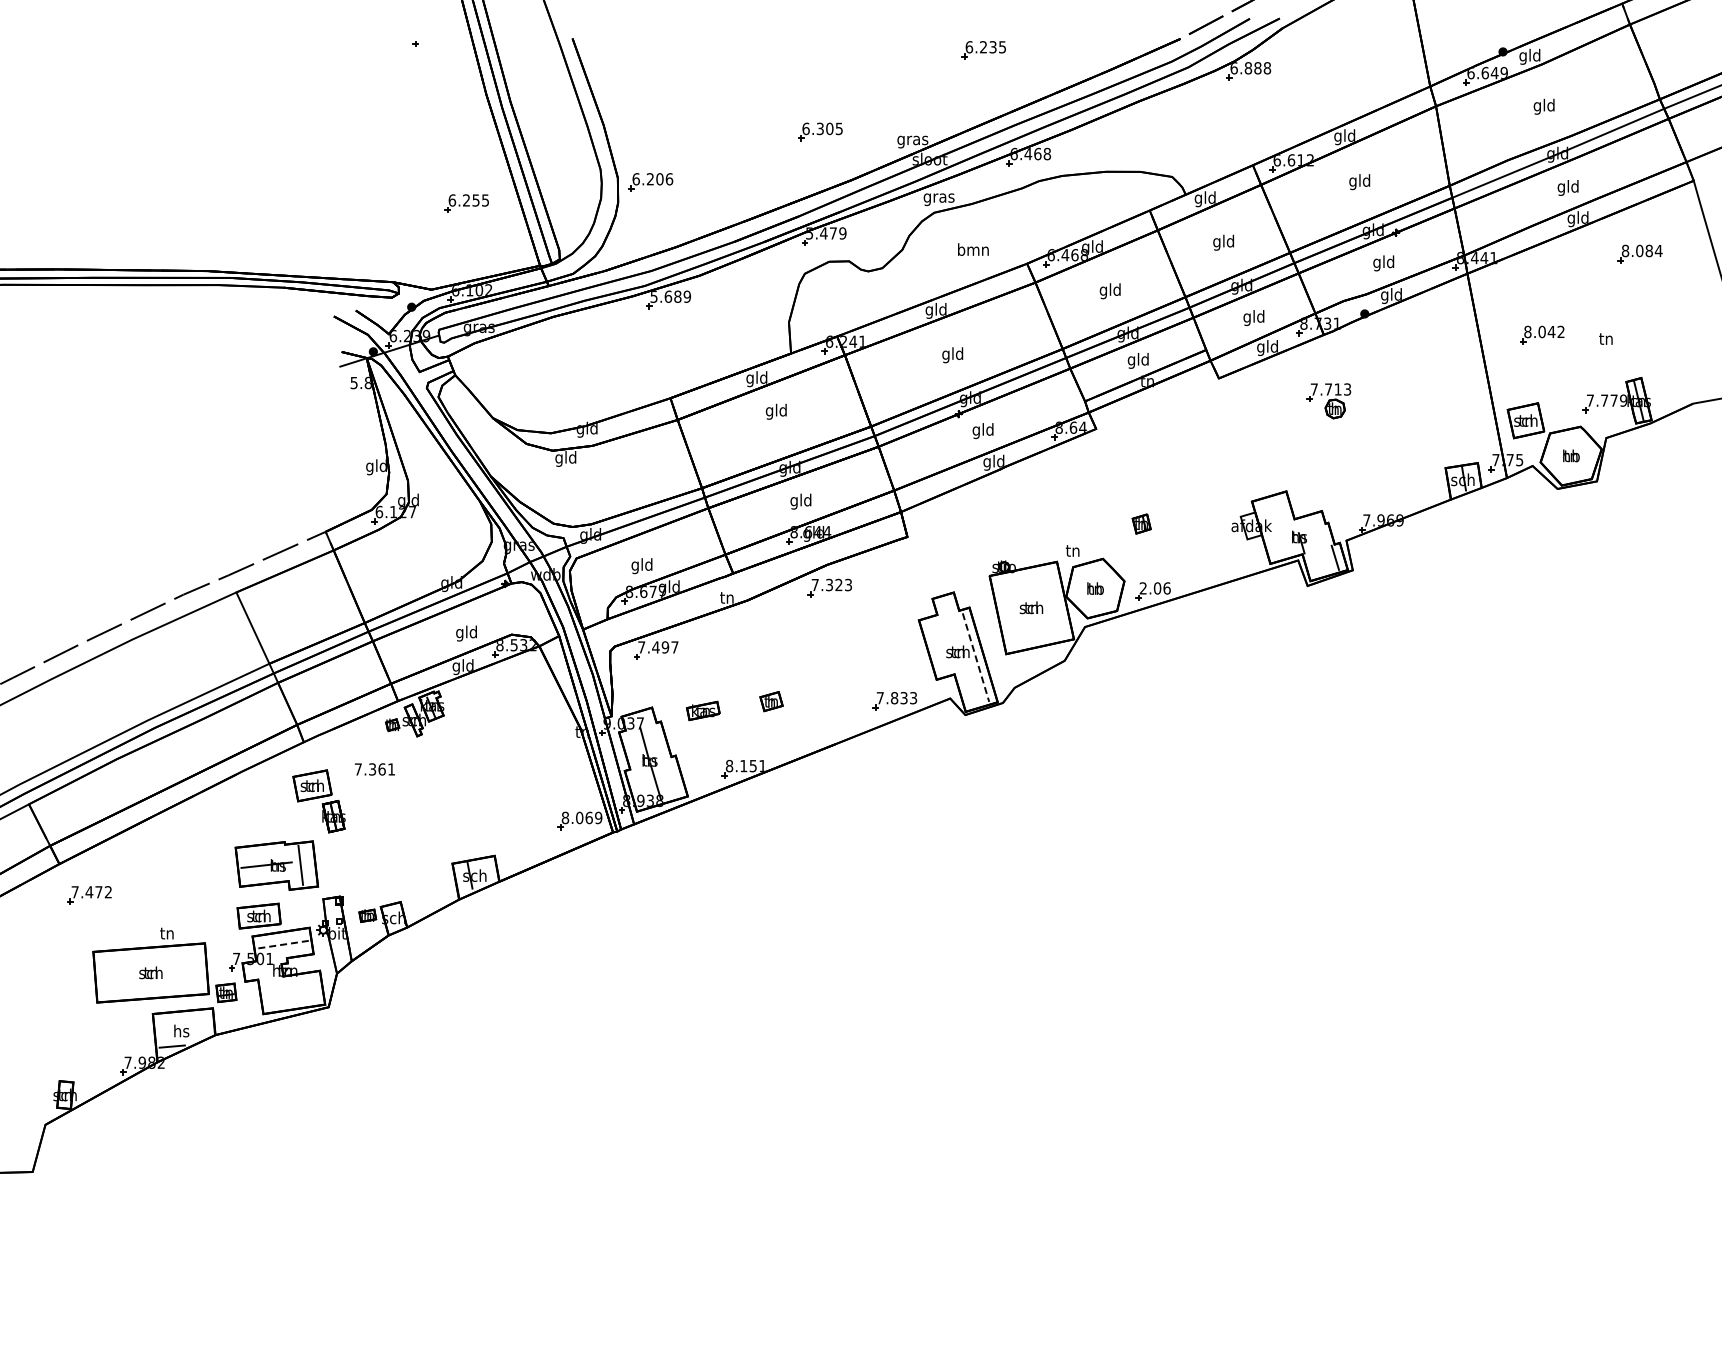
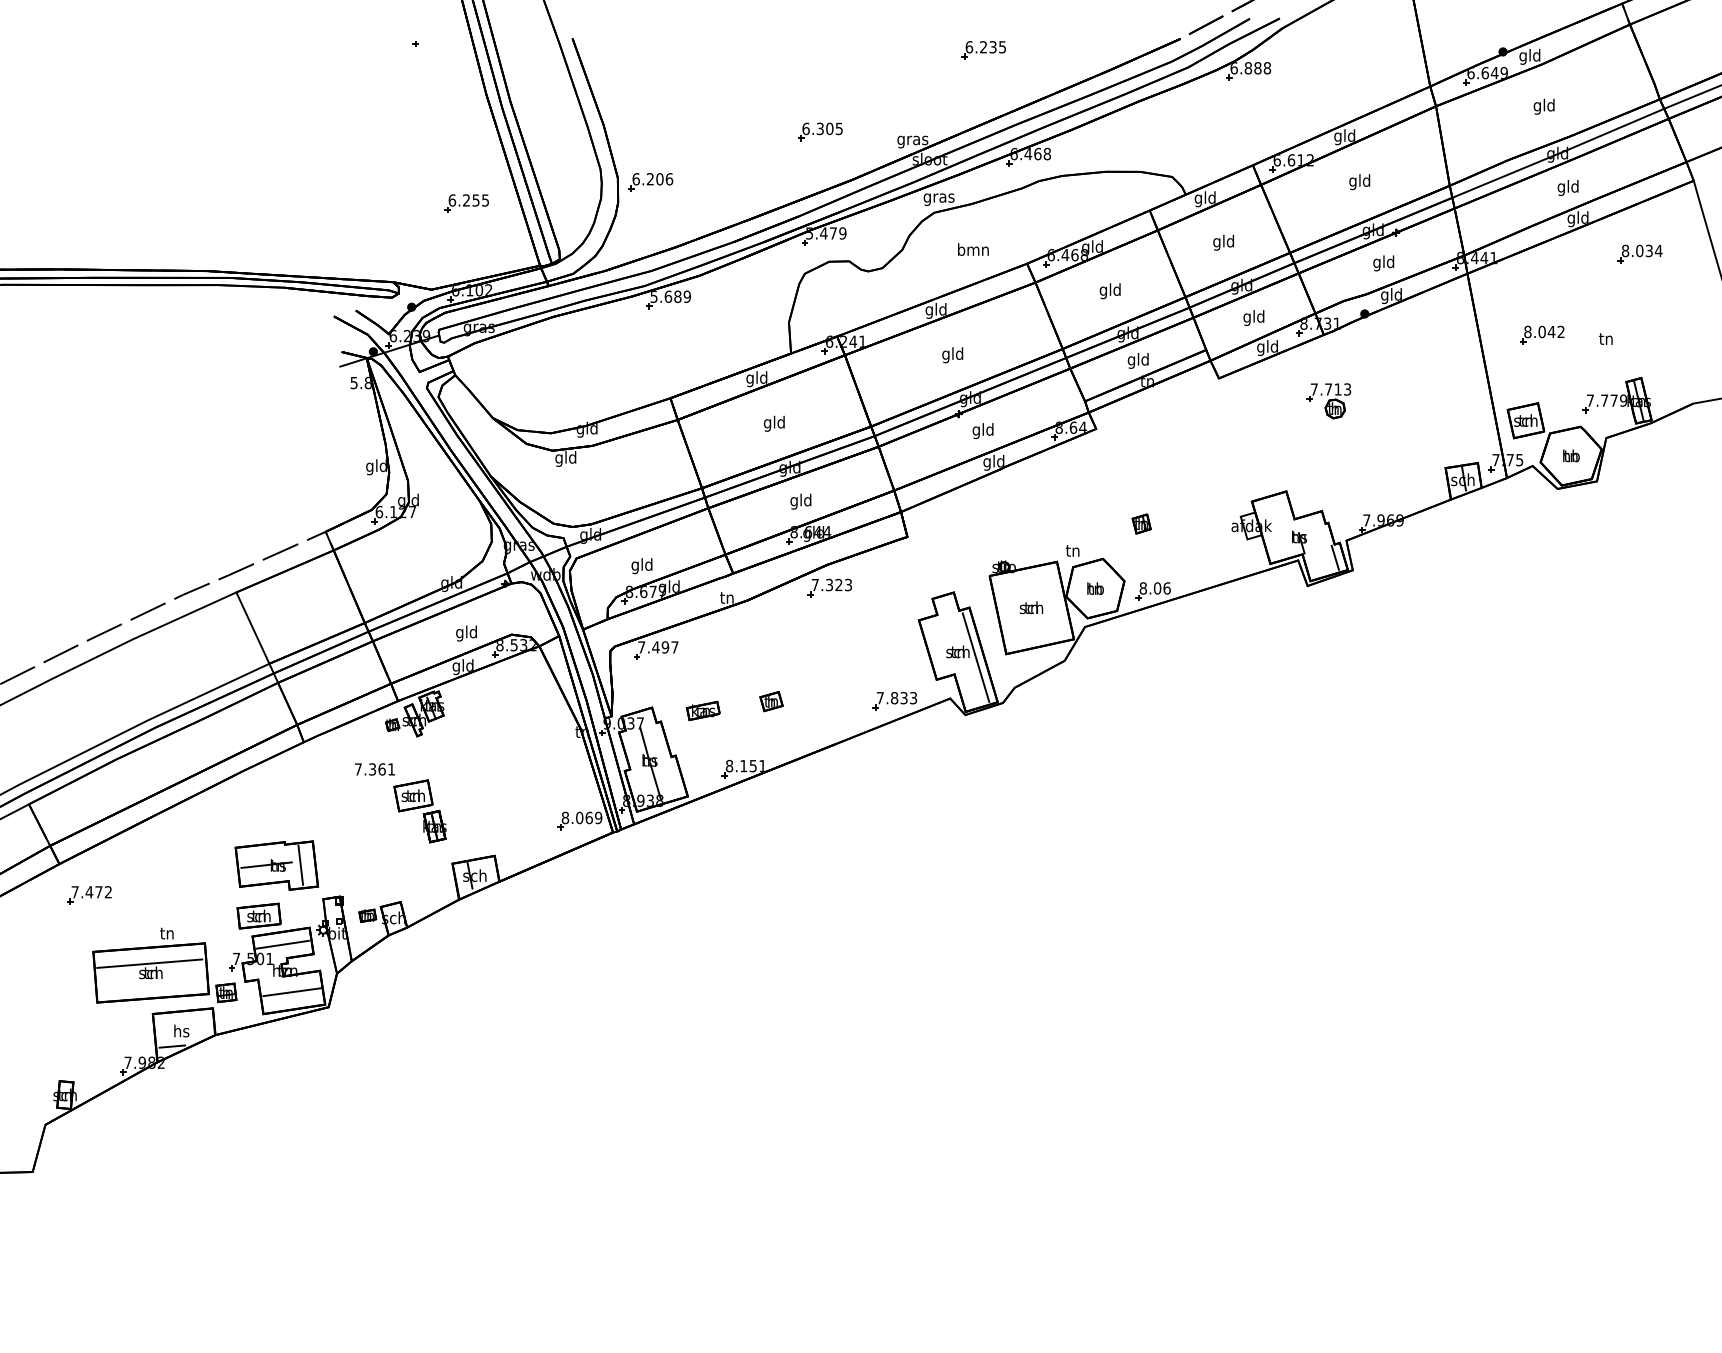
text: 8.084 -> 8.034 (1648, 250)
text position: (775, 411) -> (773, 423) (773, 423)
text: 2.06 -> 8.06 (1142, 588)
line: dashed -> solid (976, 658)
part position: (318, 801) -> (419, 811) (419, 811)
line: dashed -> solid (282, 944)
line: none -> present (149, 963)
line: none -> present (292, 992)
